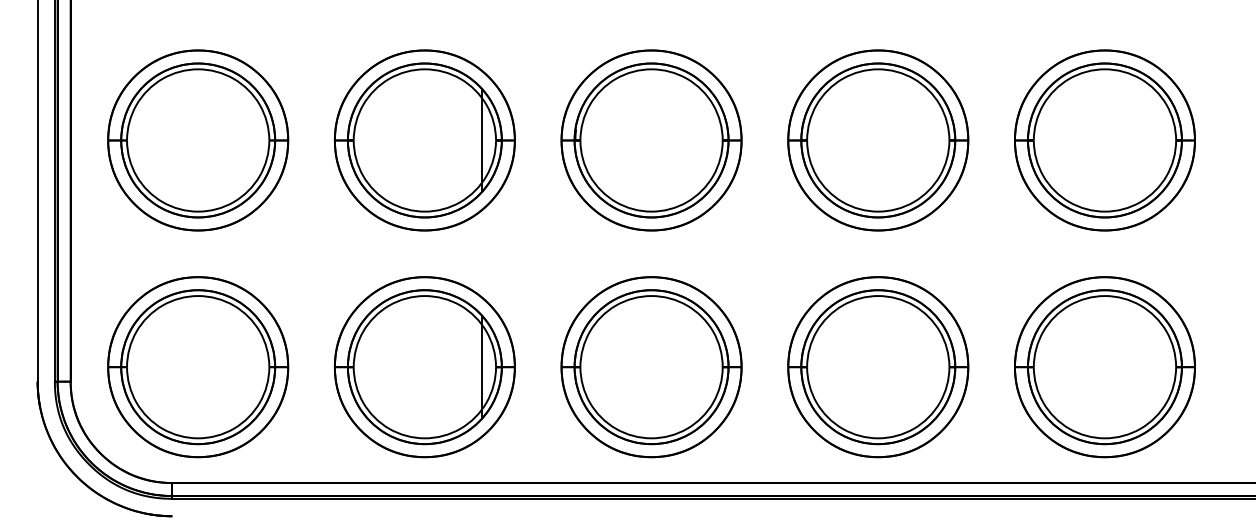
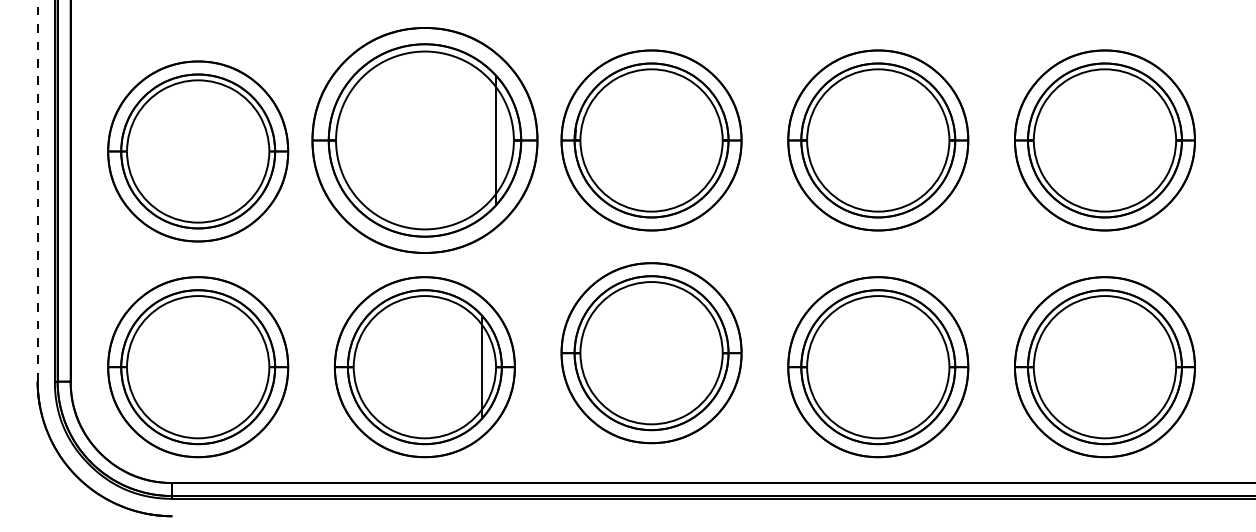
part position: (198, 140) -> (198, 151) (198, 151)
part size: 183x183 px -> 228x227 px (424, 140)
line: solid -> dashed (37, 190)
part position: (651, 367) -> (651, 353) (651, 353)
